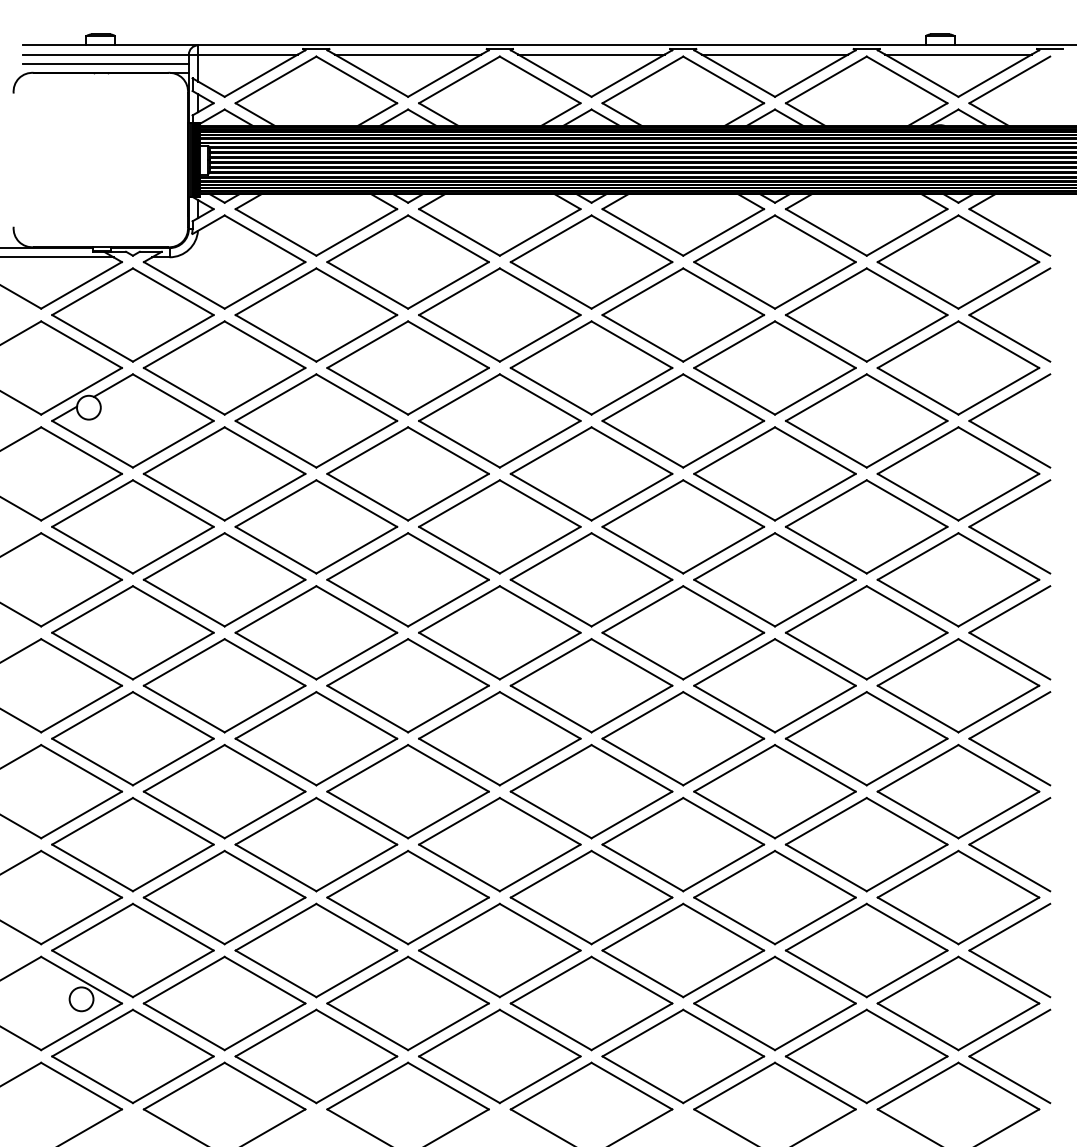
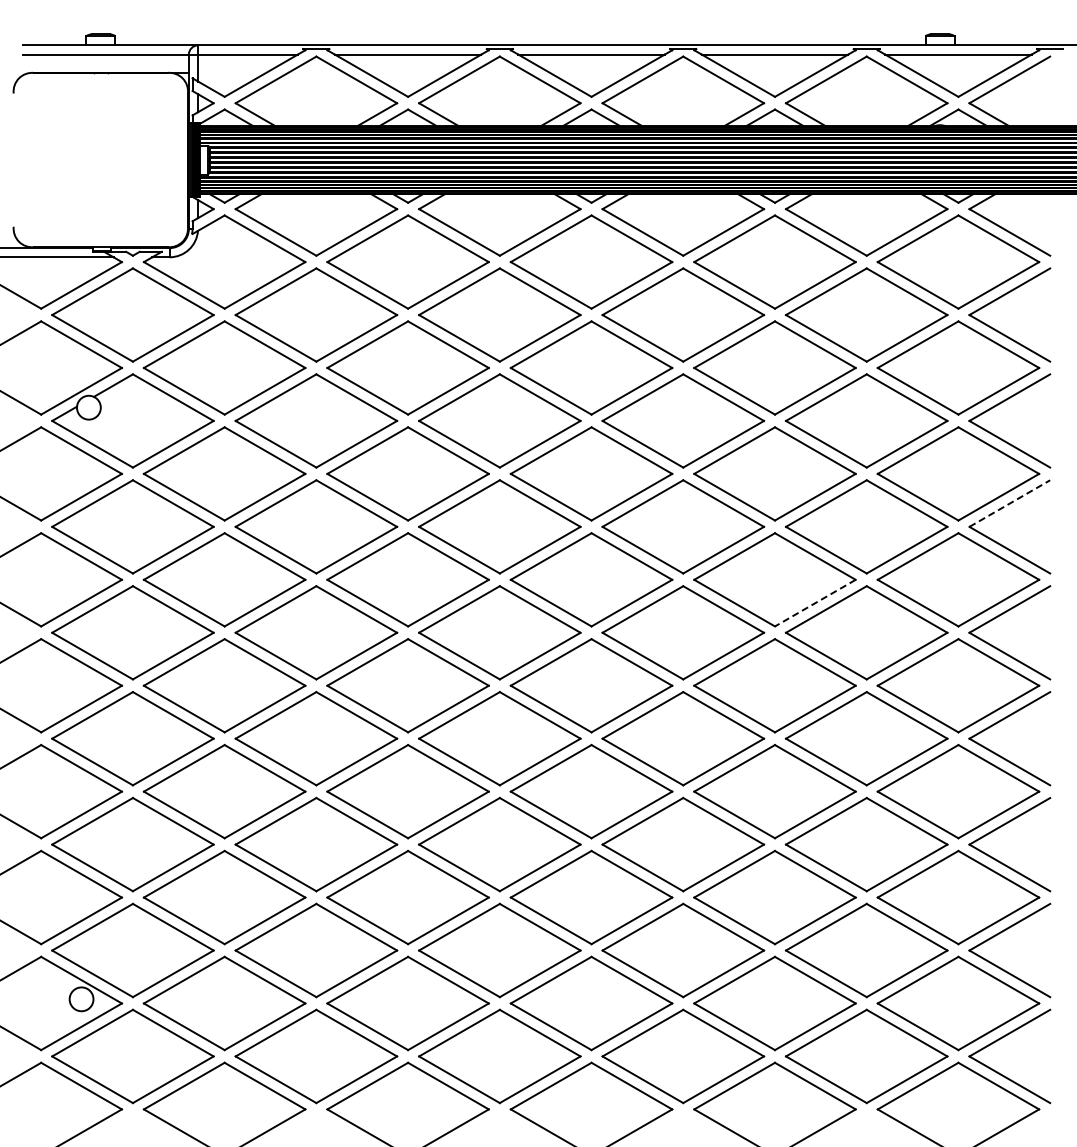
line: present -> none (105, 63)
line: solid -> dashed (1009, 503)
line: solid -> dashed (815, 603)
